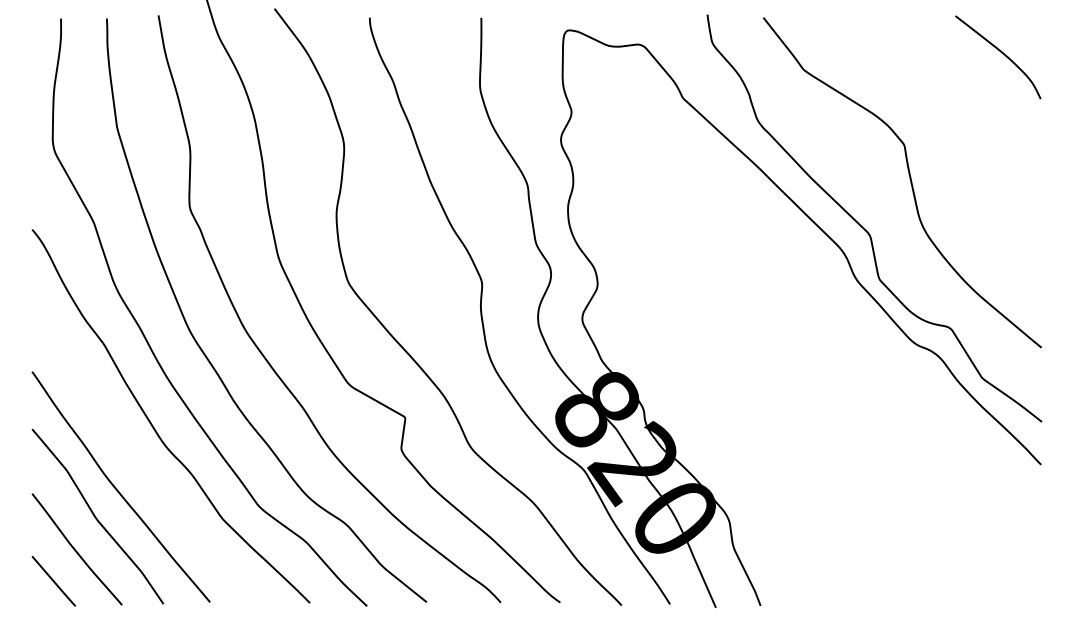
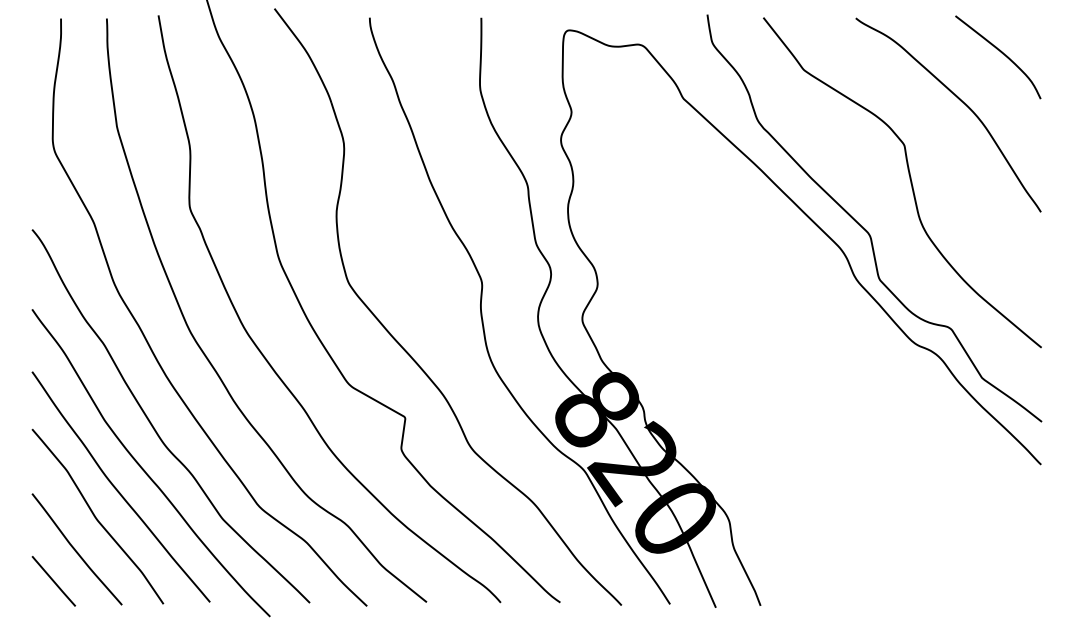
curve: none -> present (960, 101)
curve: none -> present (144, 469)
